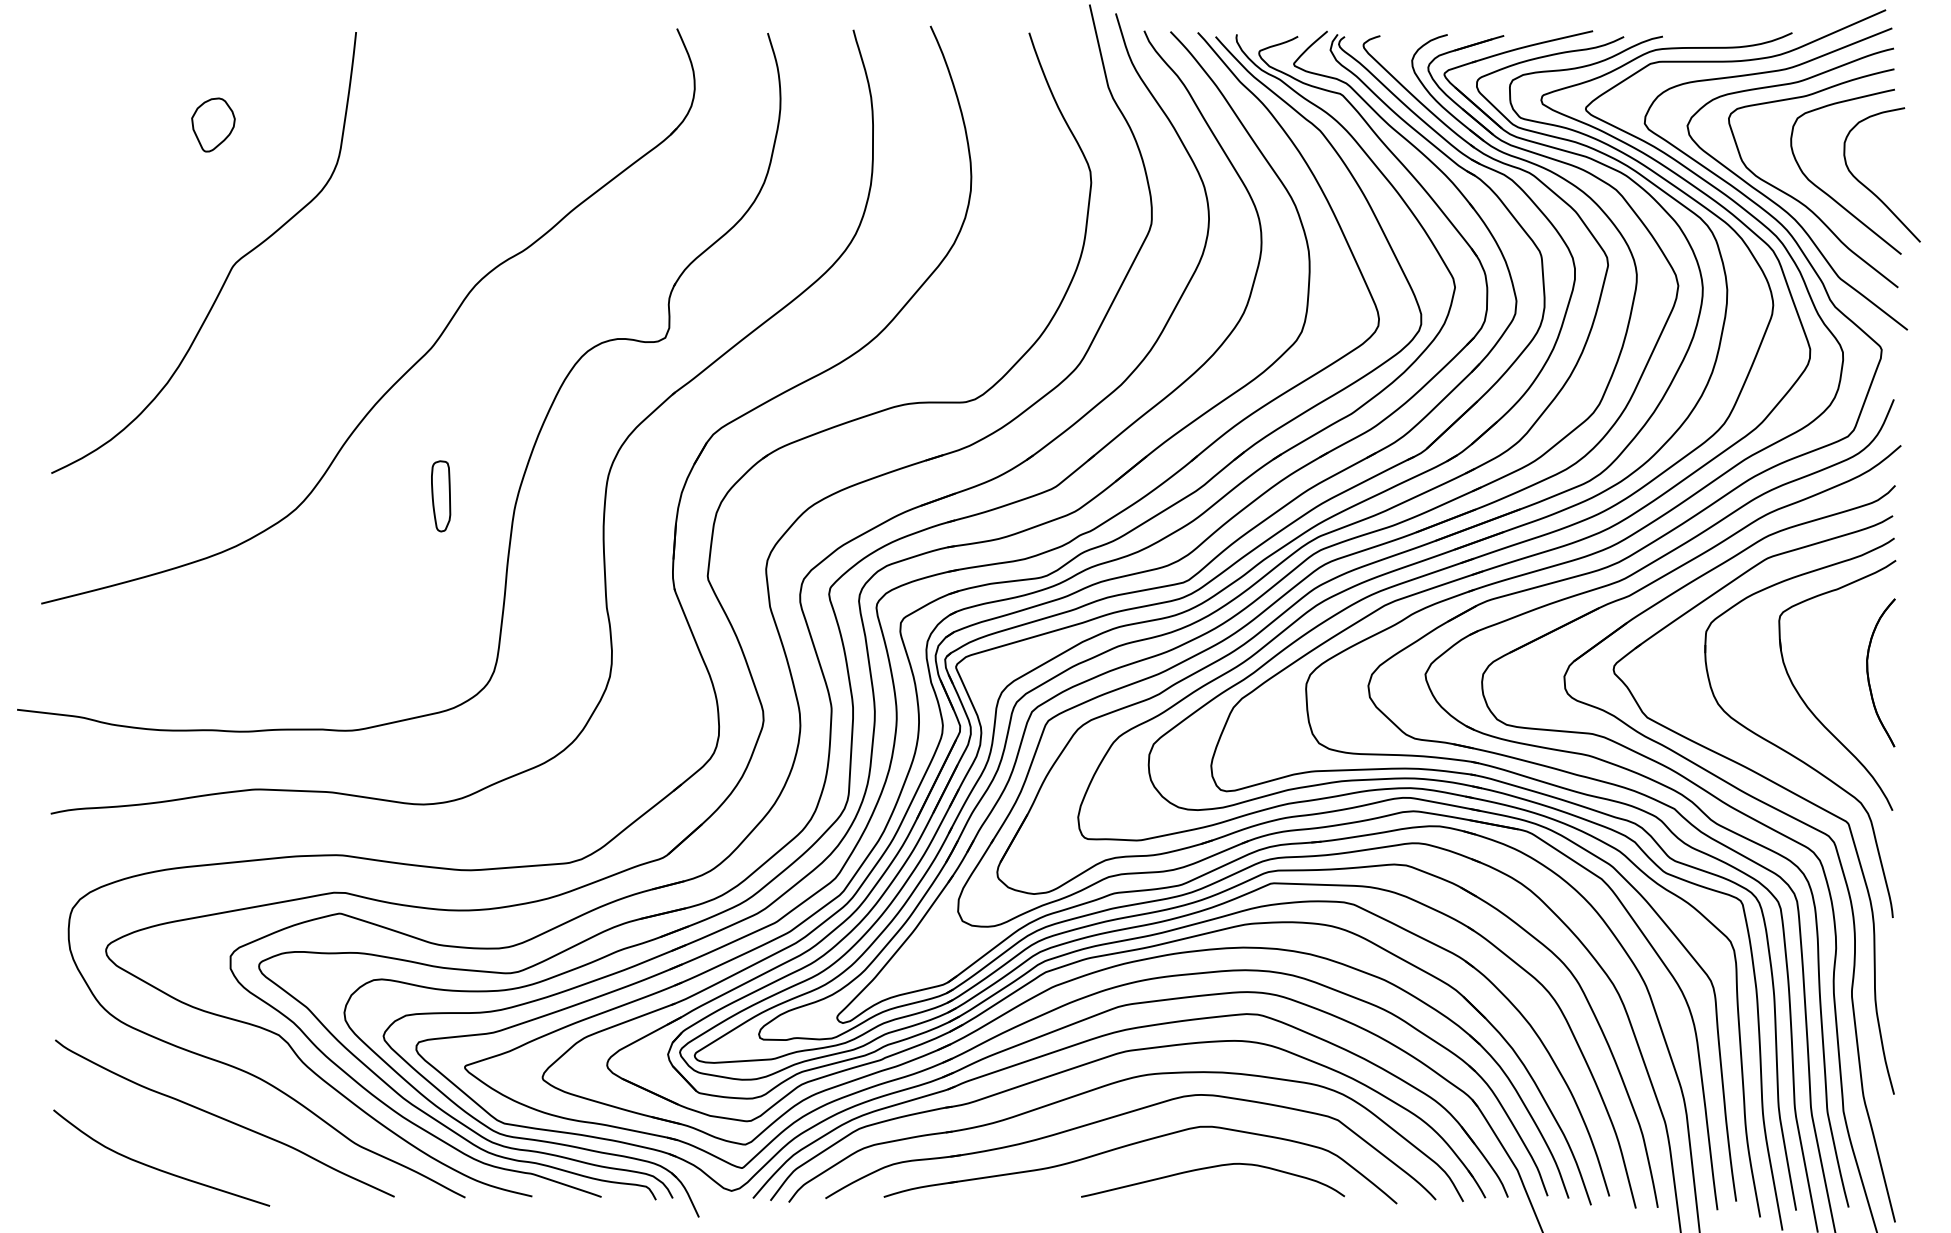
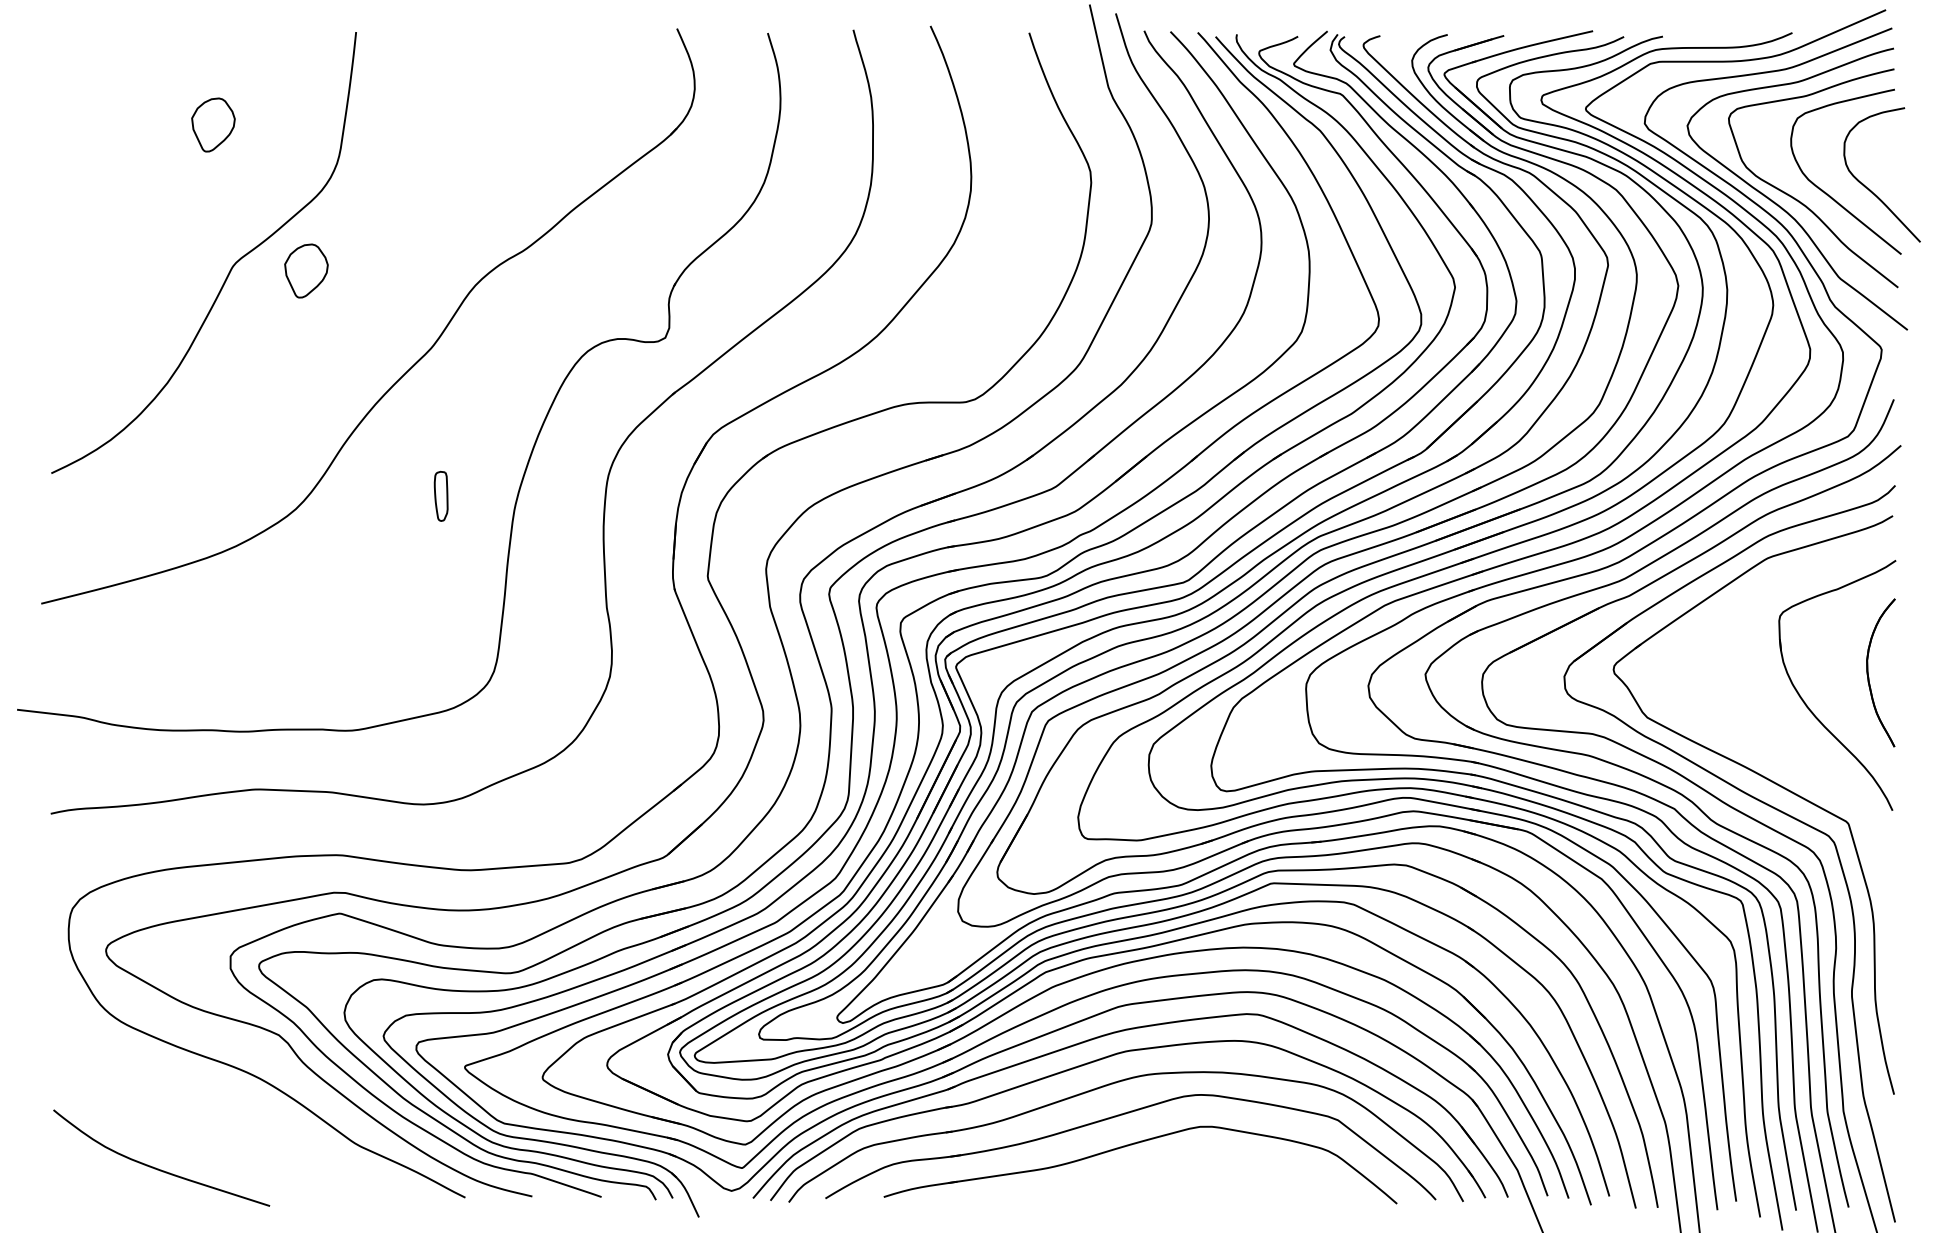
part: none -> present (306, 270)
part size: 21x73 px -> 16x52 px (440, 495)
part: present -> none (1786, 750)
curve: present -> none (224, 1118)
curve: present -> none (1210, 1168)
